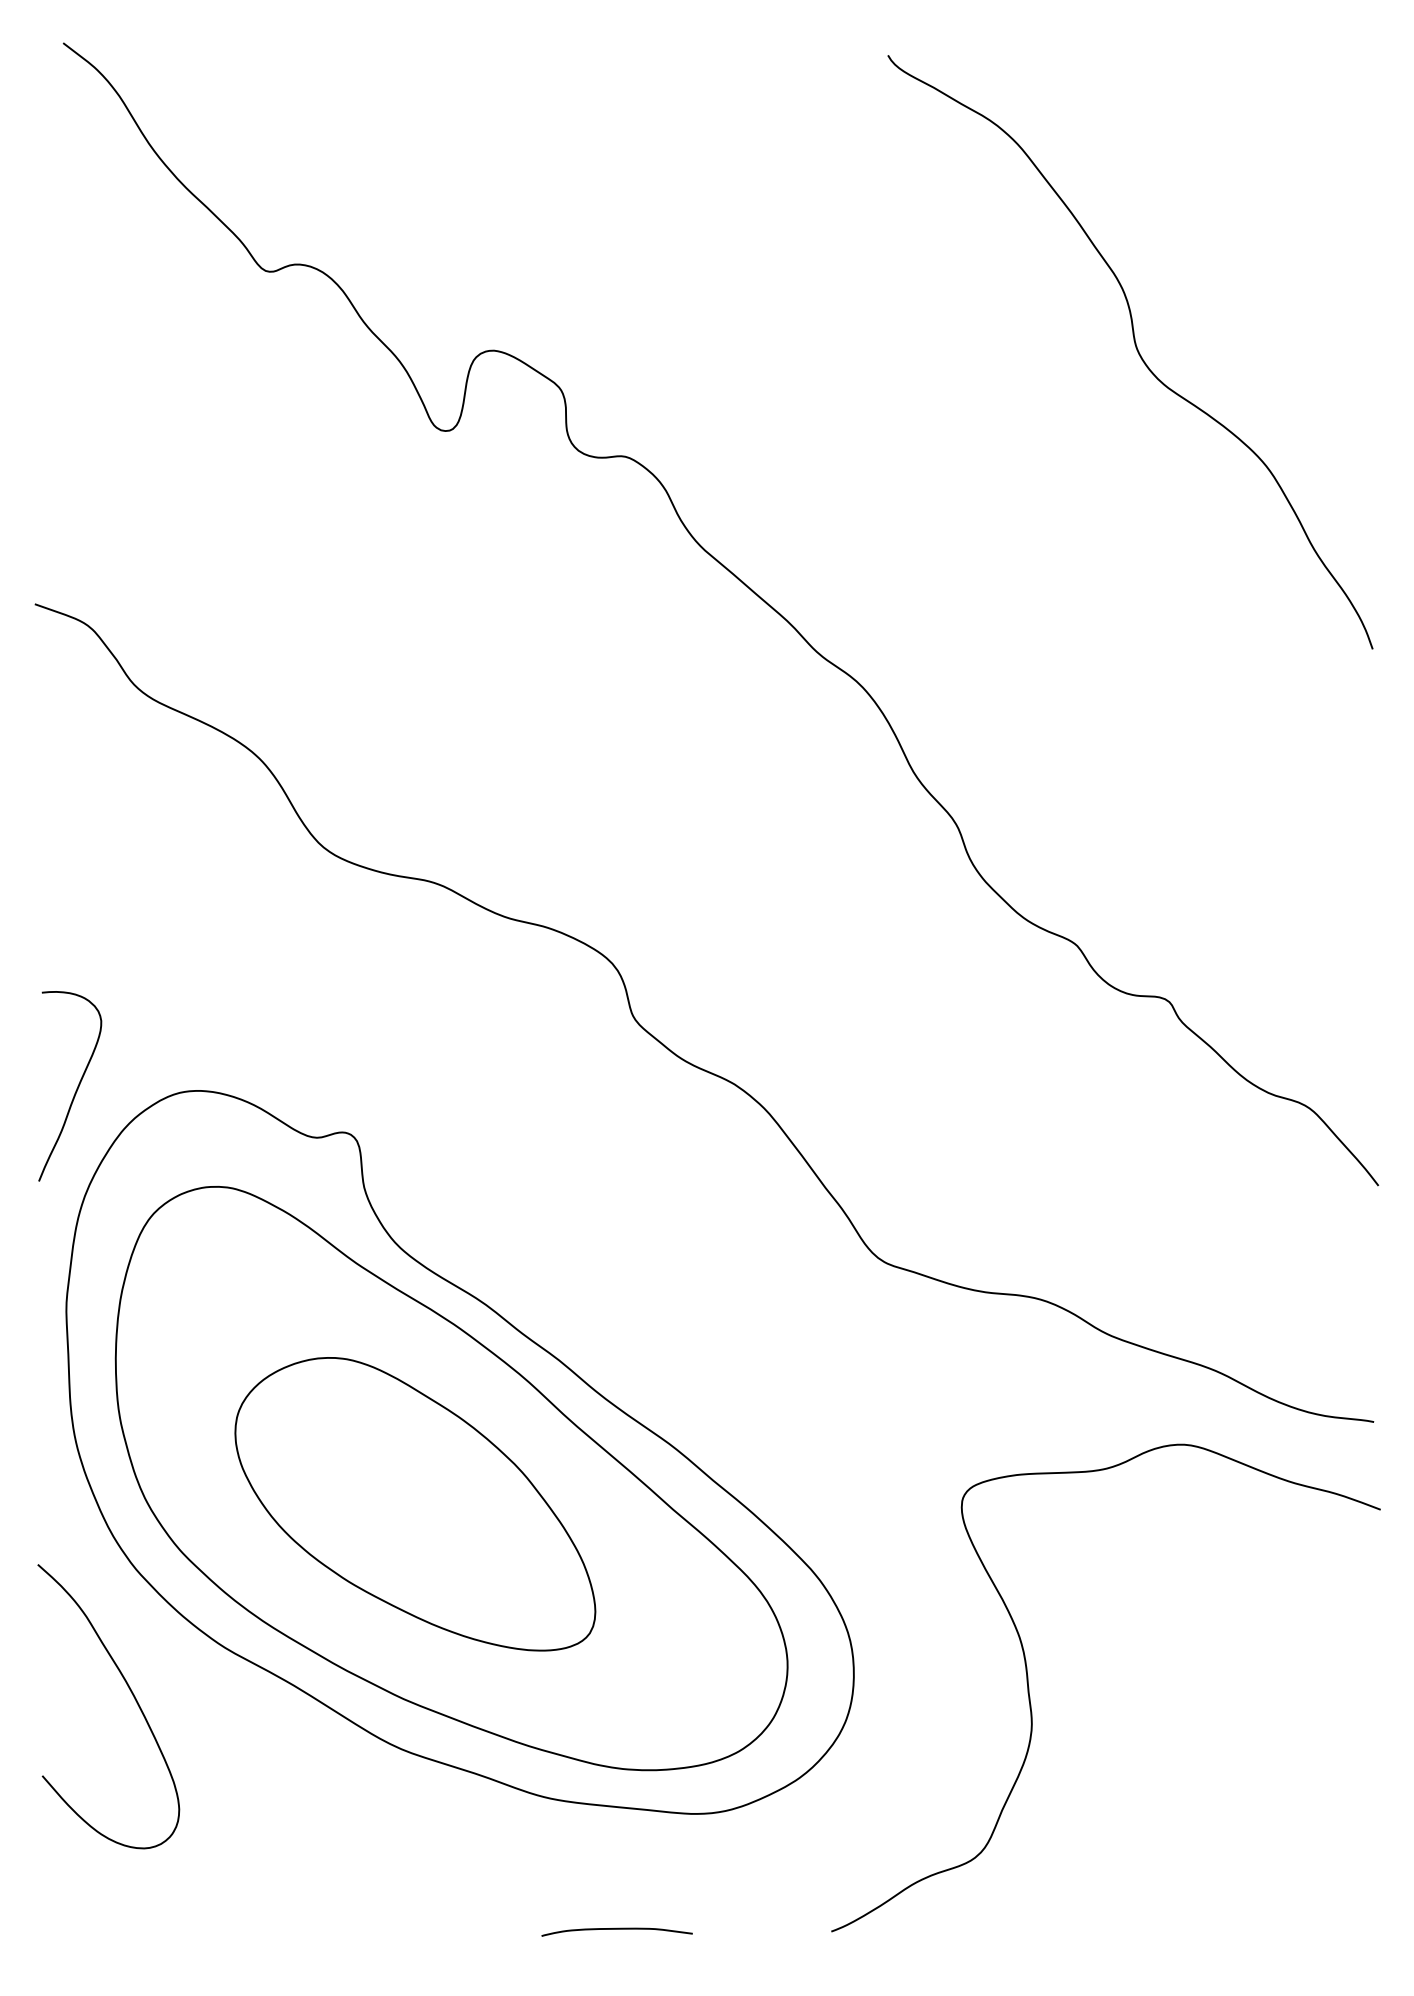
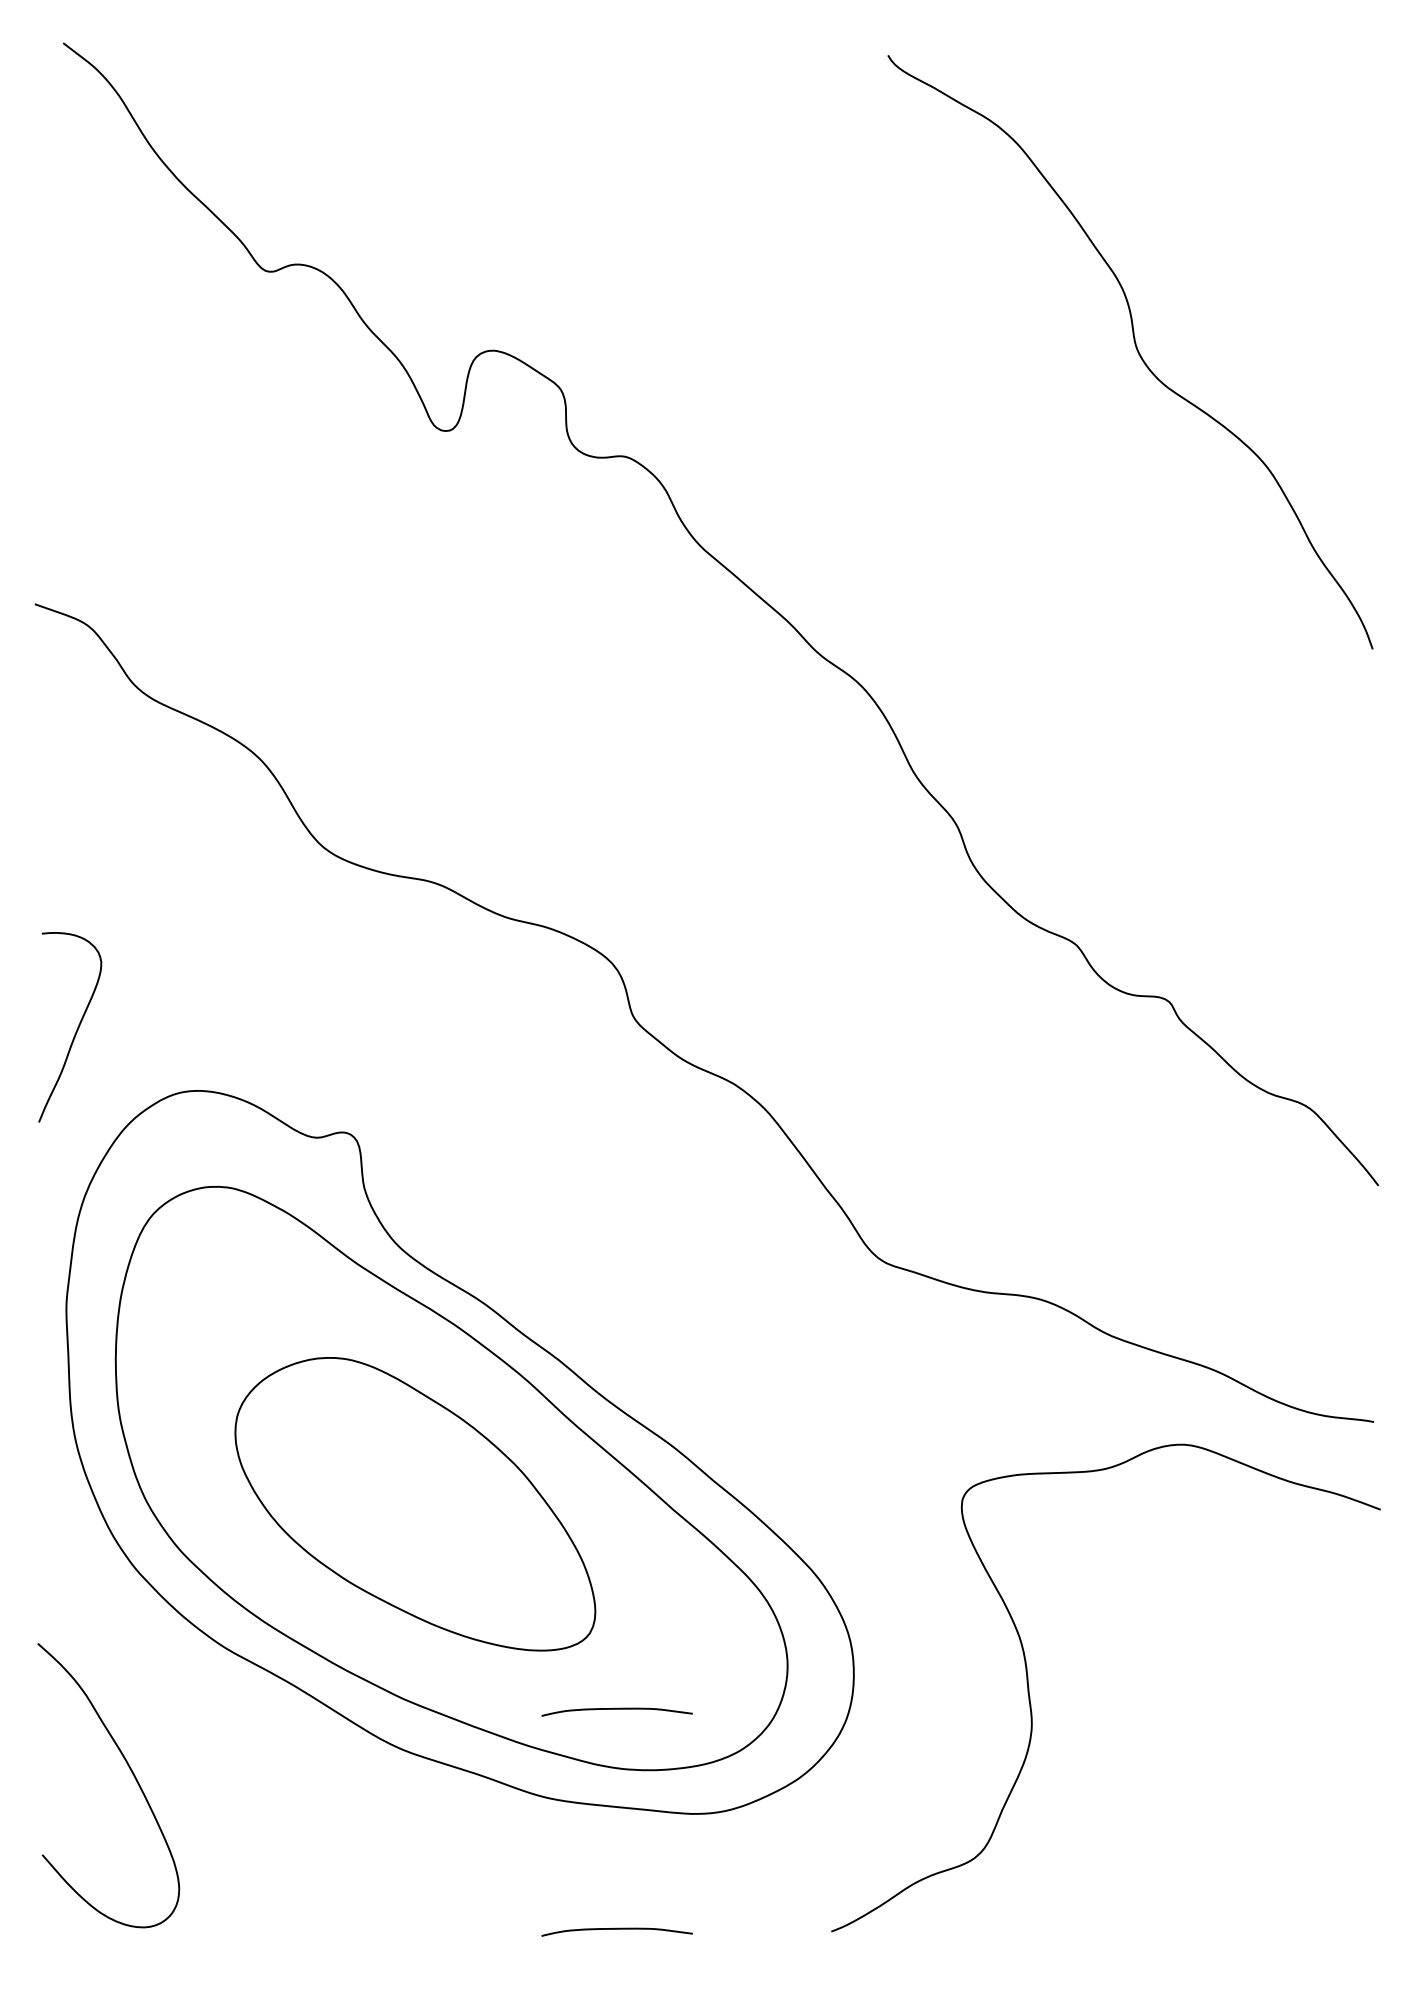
curve position: (76, 1088) -> (76, 1029) (76, 1029)
curve position: (132, 1695) -> (132, 1774) (132, 1774)
curve: none -> present (616, 1709)
